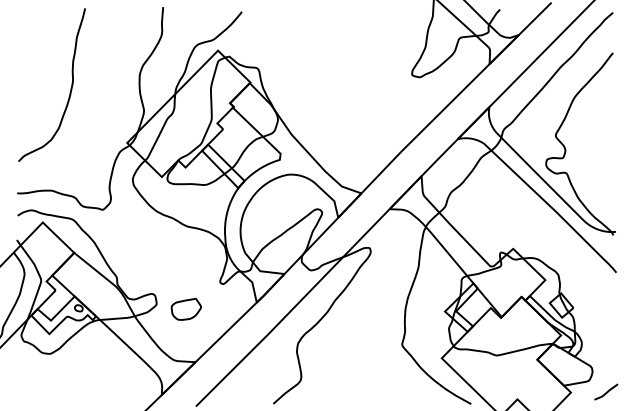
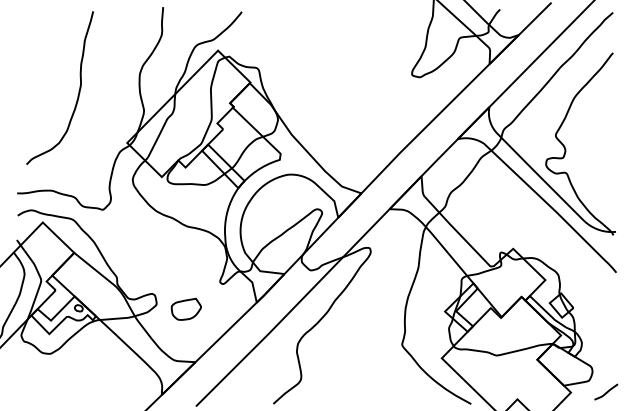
curve position: (70, 87) -> (78, 90) (78, 90)
